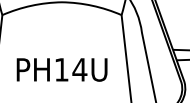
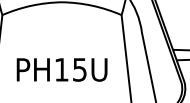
text: PH14U -> PH15U (79, 69)
